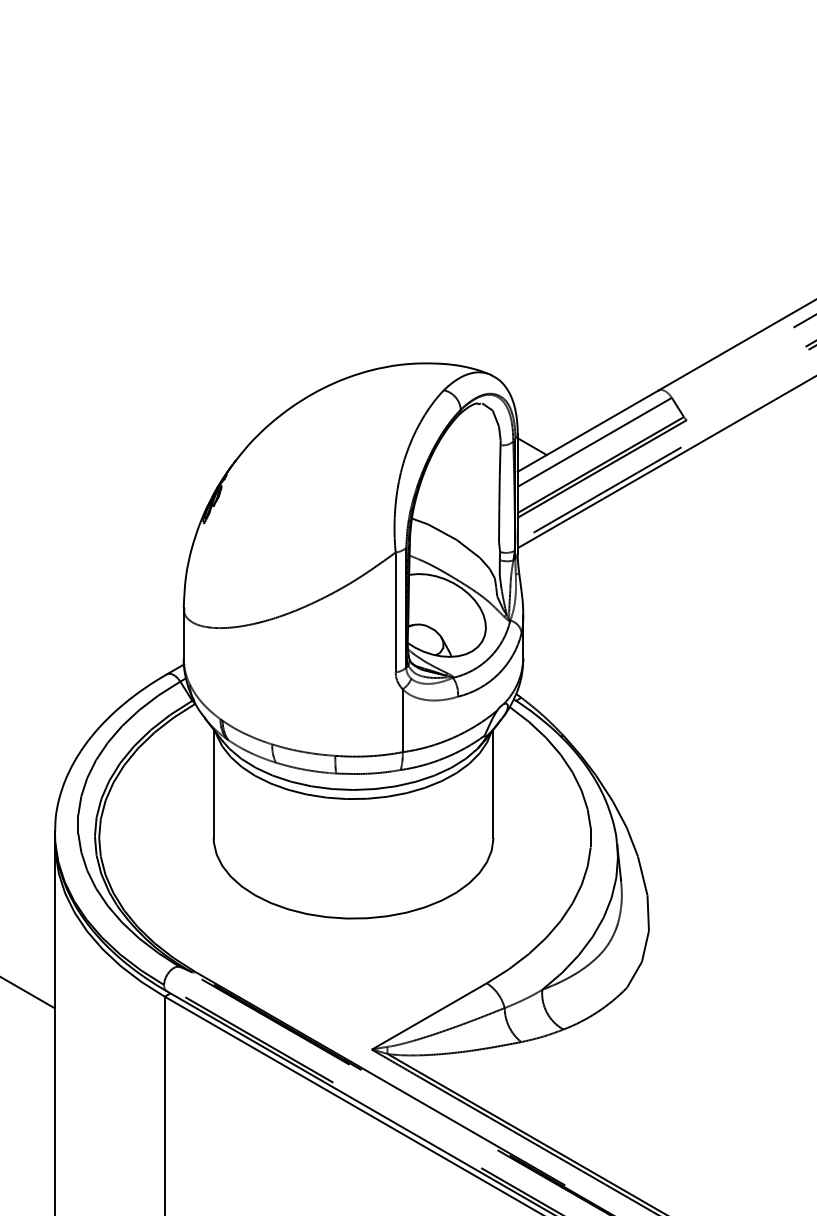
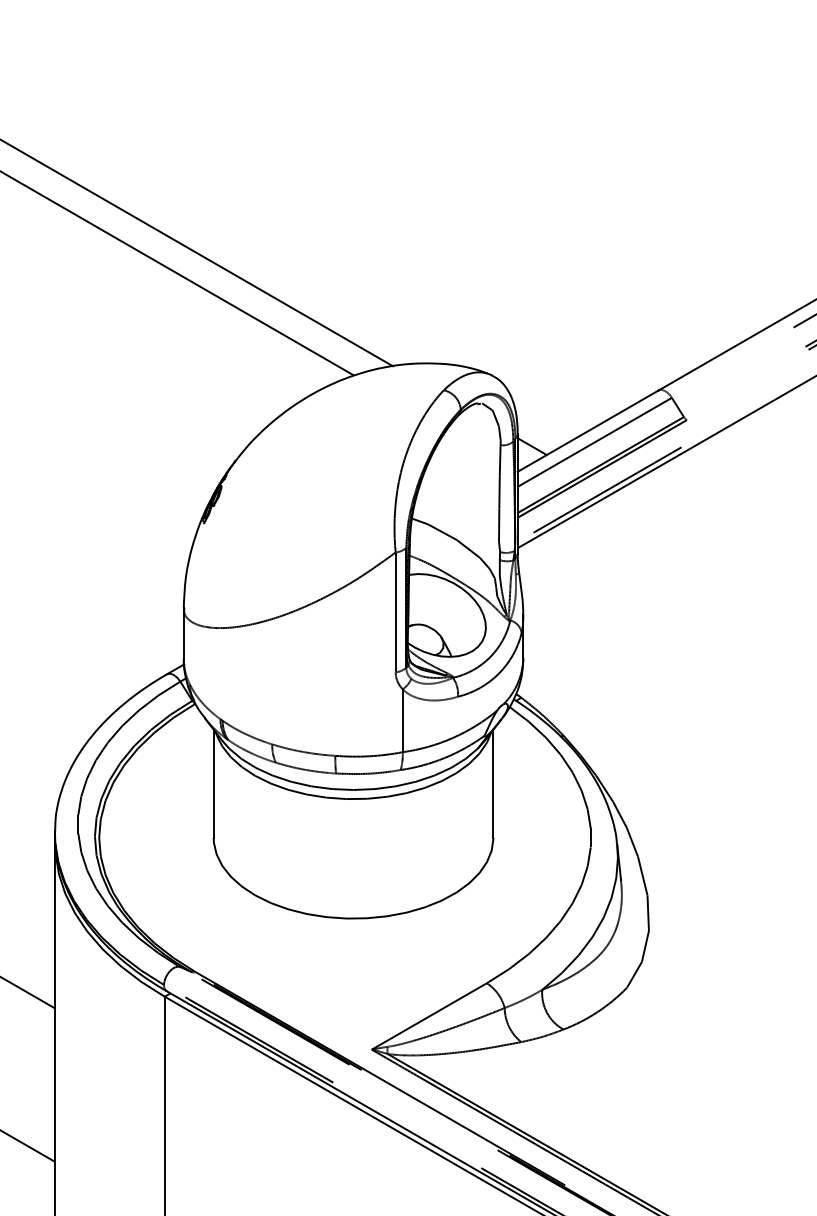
line: none -> present (197, 253)
line: none -> present (178, 273)
line: none -> present (28, 1146)
